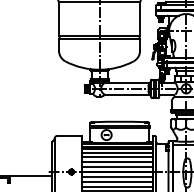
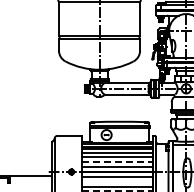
line: solid -> dashed (117, 161)
line: present -> none (116, 182)
line: solid -> dashed (117, 191)
